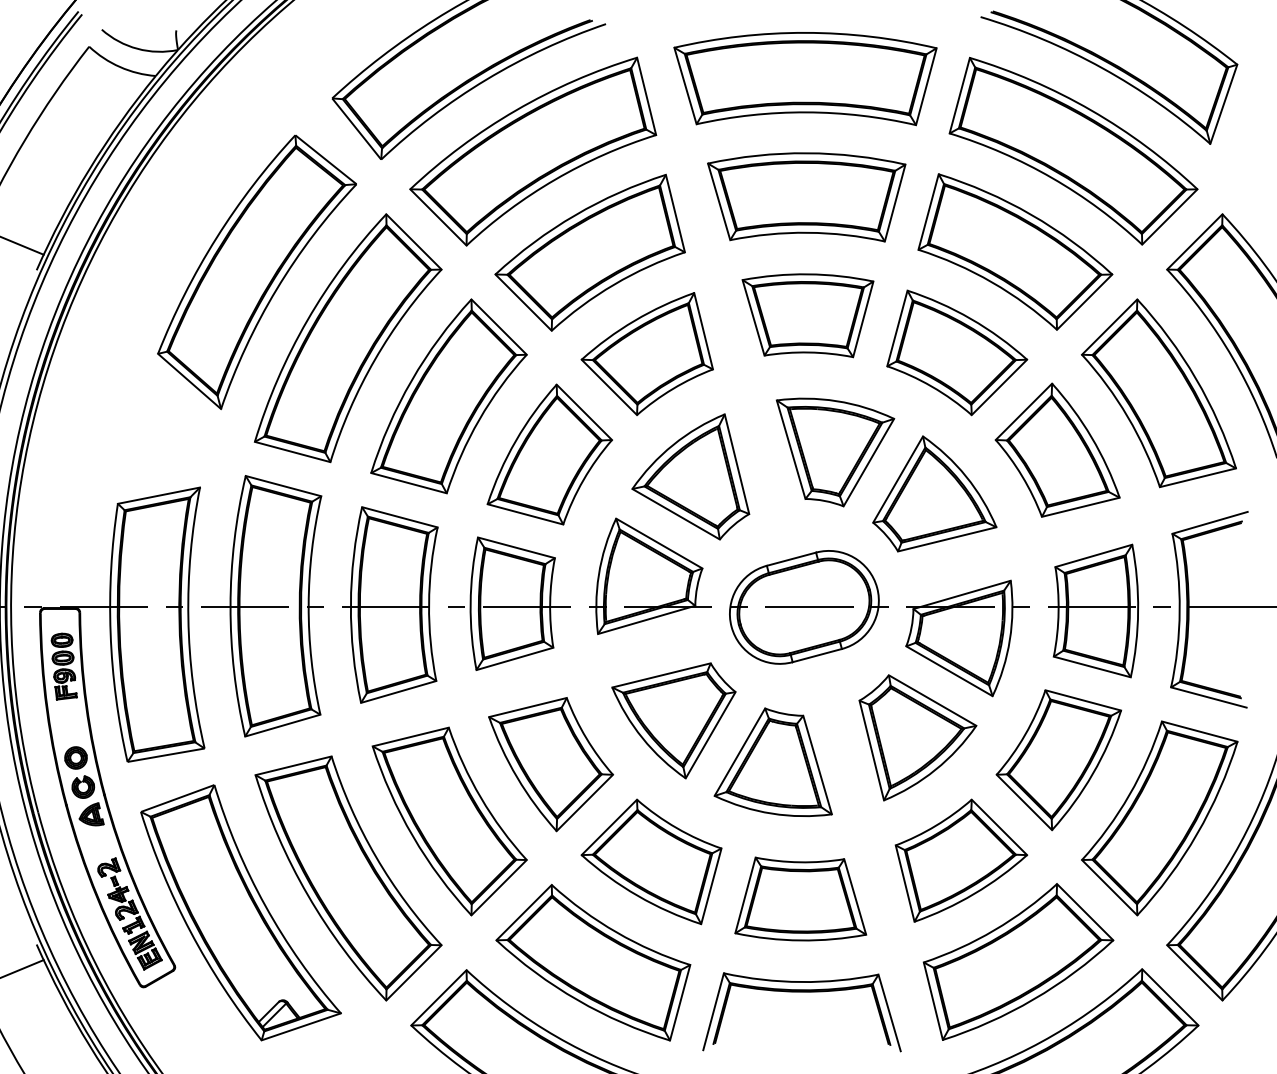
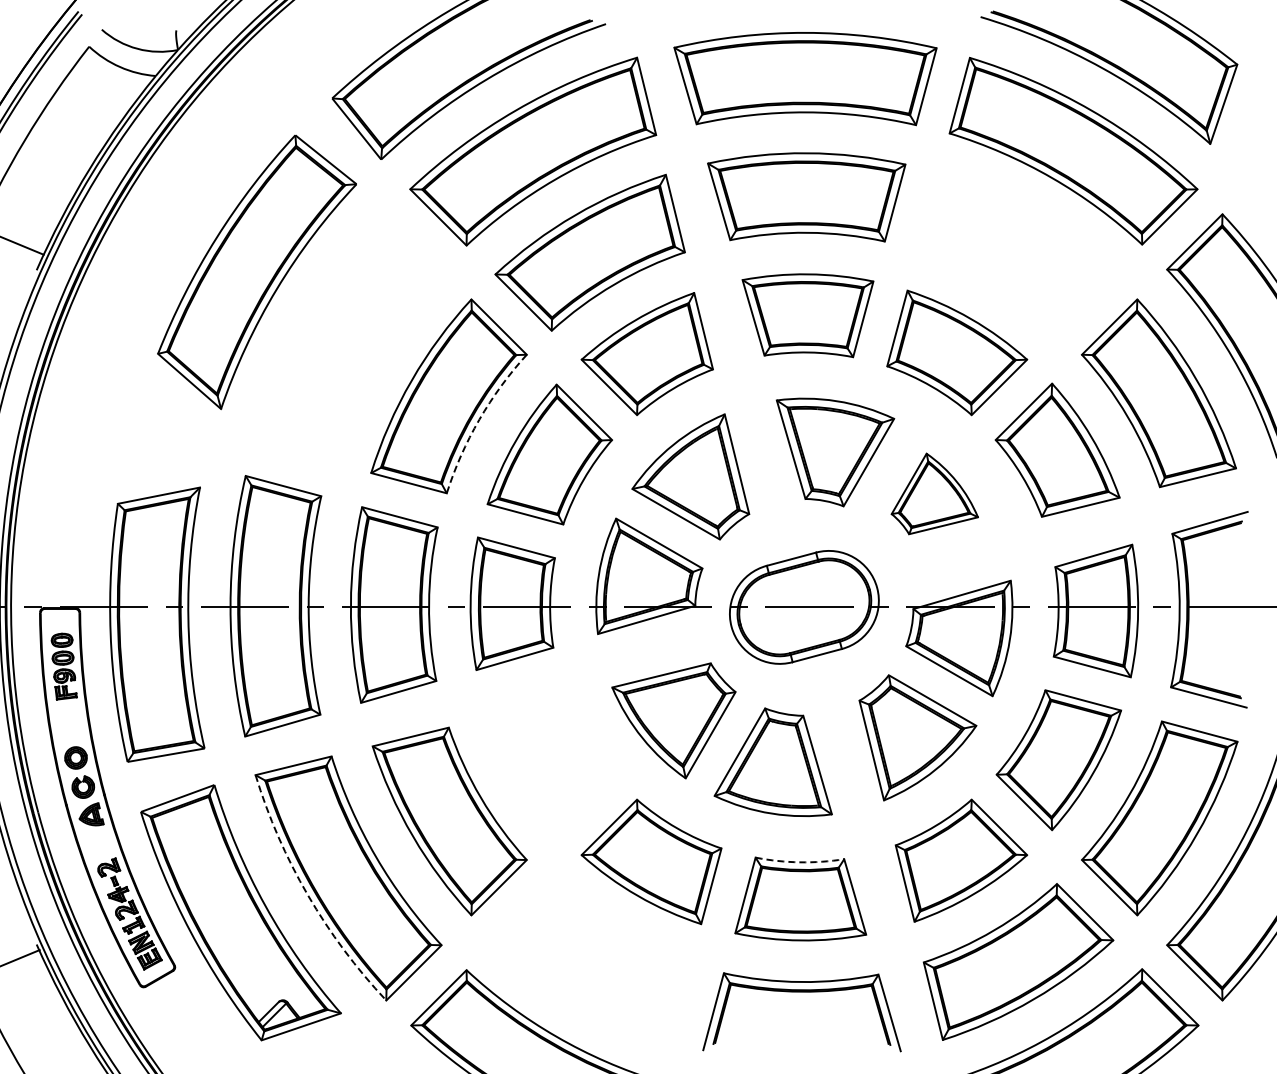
part: present -> none (1015, 251)
part: present -> none (348, 338)
arc: solid -> dashed (479, 419)
part size: 126x118 px -> 89x84 px (934, 493)
part: present -> none (551, 764)
arc: solid -> dashed (799, 862)
arc: solid -> dashed (307, 895)
part: present -> none (593, 962)
line position: (22, 968) -> (20, 957) (20, 957)
